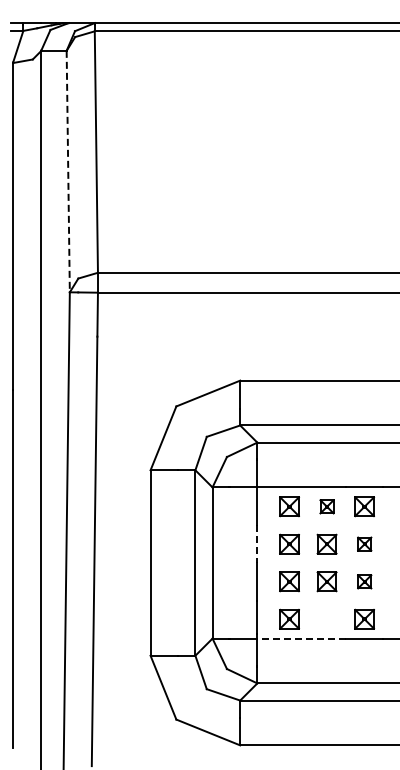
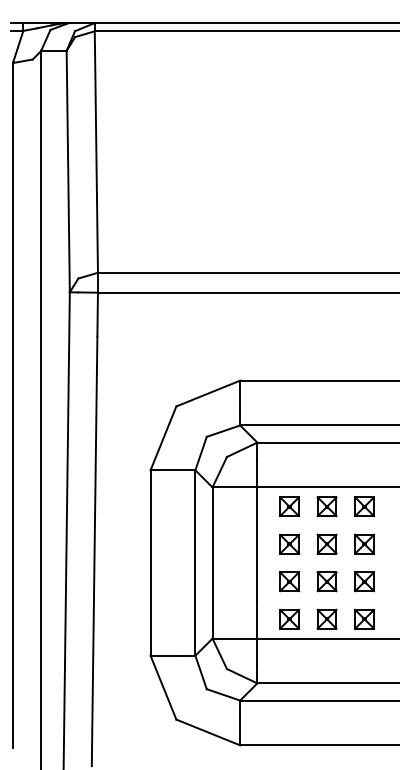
line: dashed -> solid (68, 171)
part size: 16x16 px -> 22x22 px (326, 506)
part size: 16x16 px -> 22x22 px (364, 543)
line: dashed -> solid (257, 544)
part size: 16x16 px -> 22x22 px (364, 581)
part: none -> present (326, 618)
line: dashed -> solid (301, 638)
